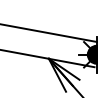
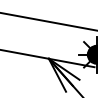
line position: (48, 32) -> (48, 21) (48, 21)
